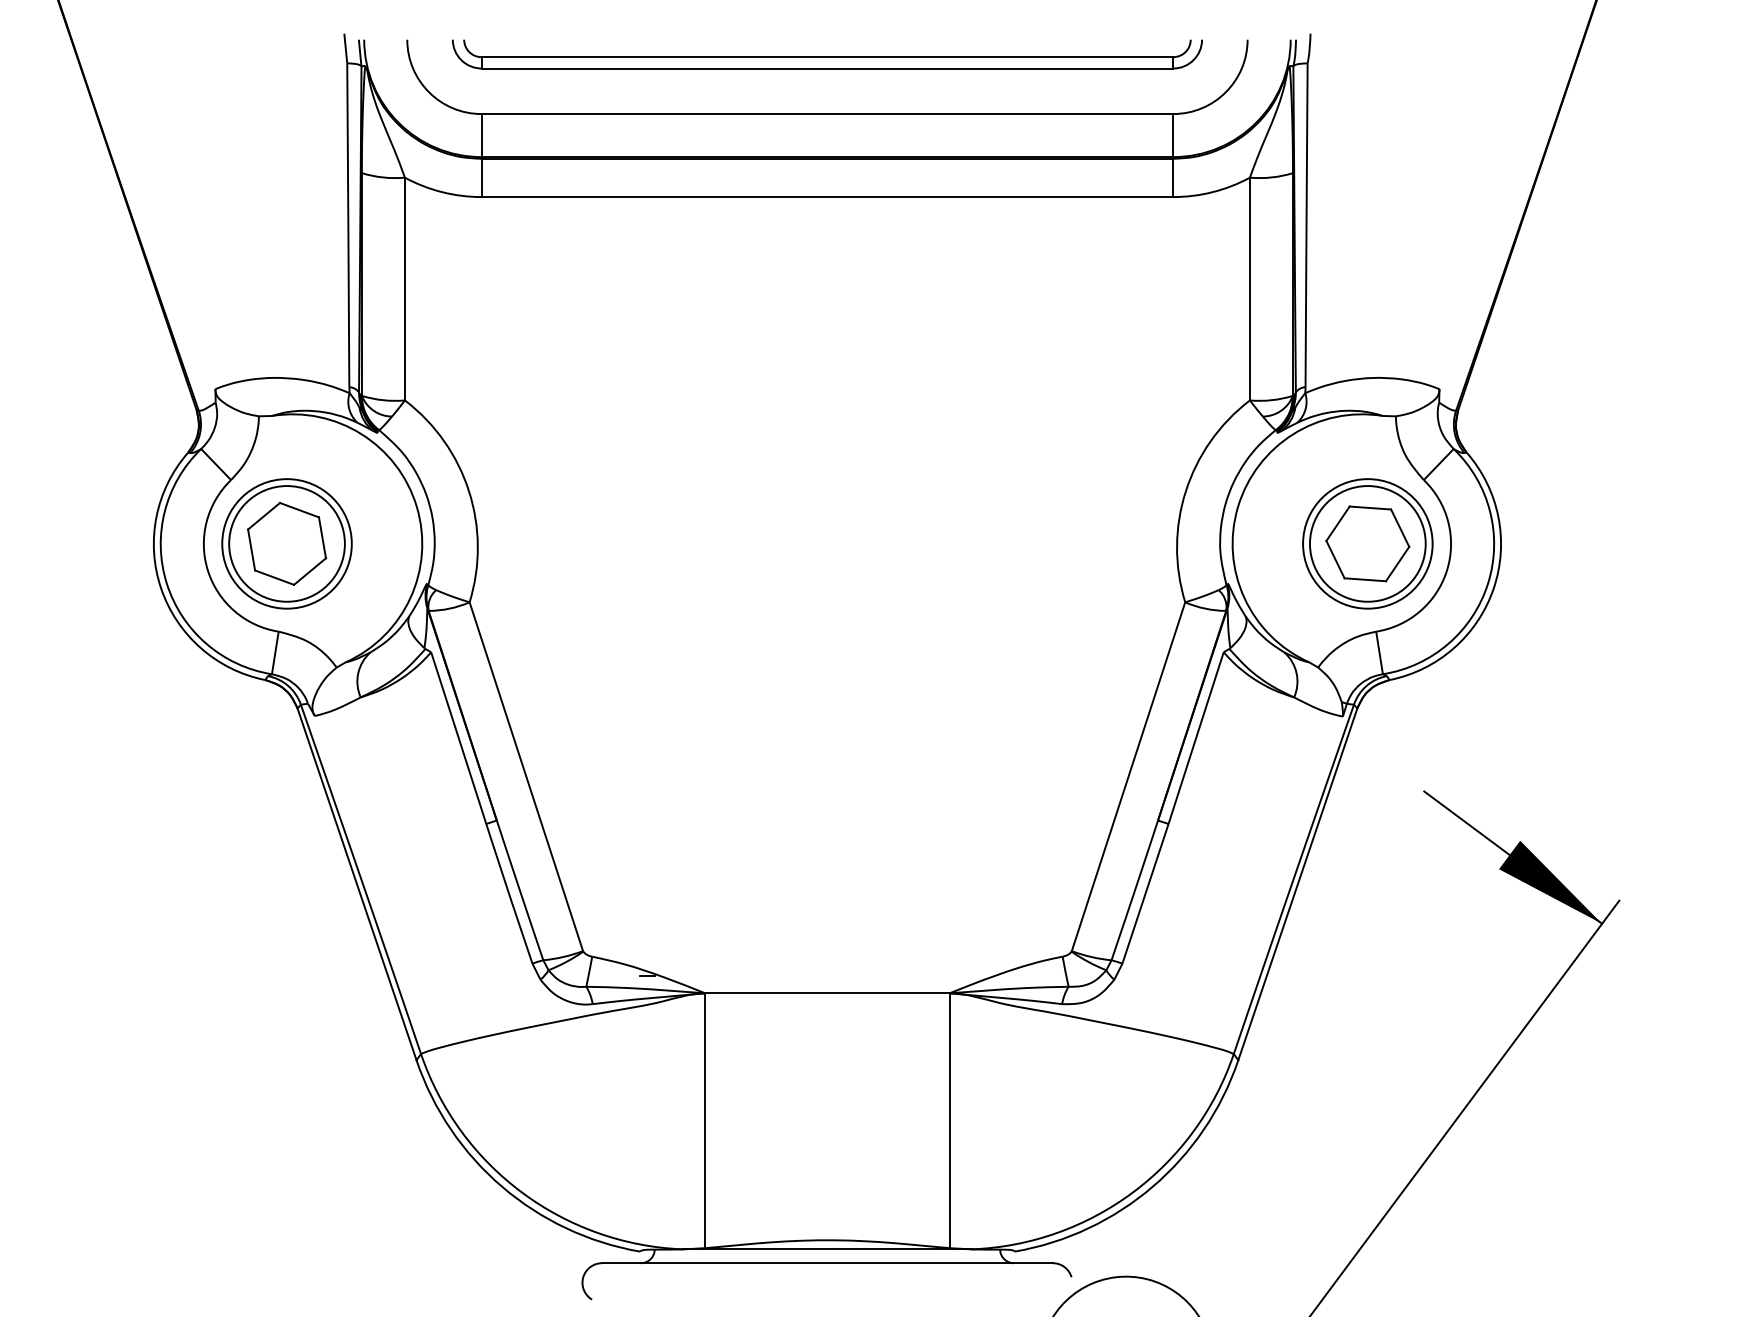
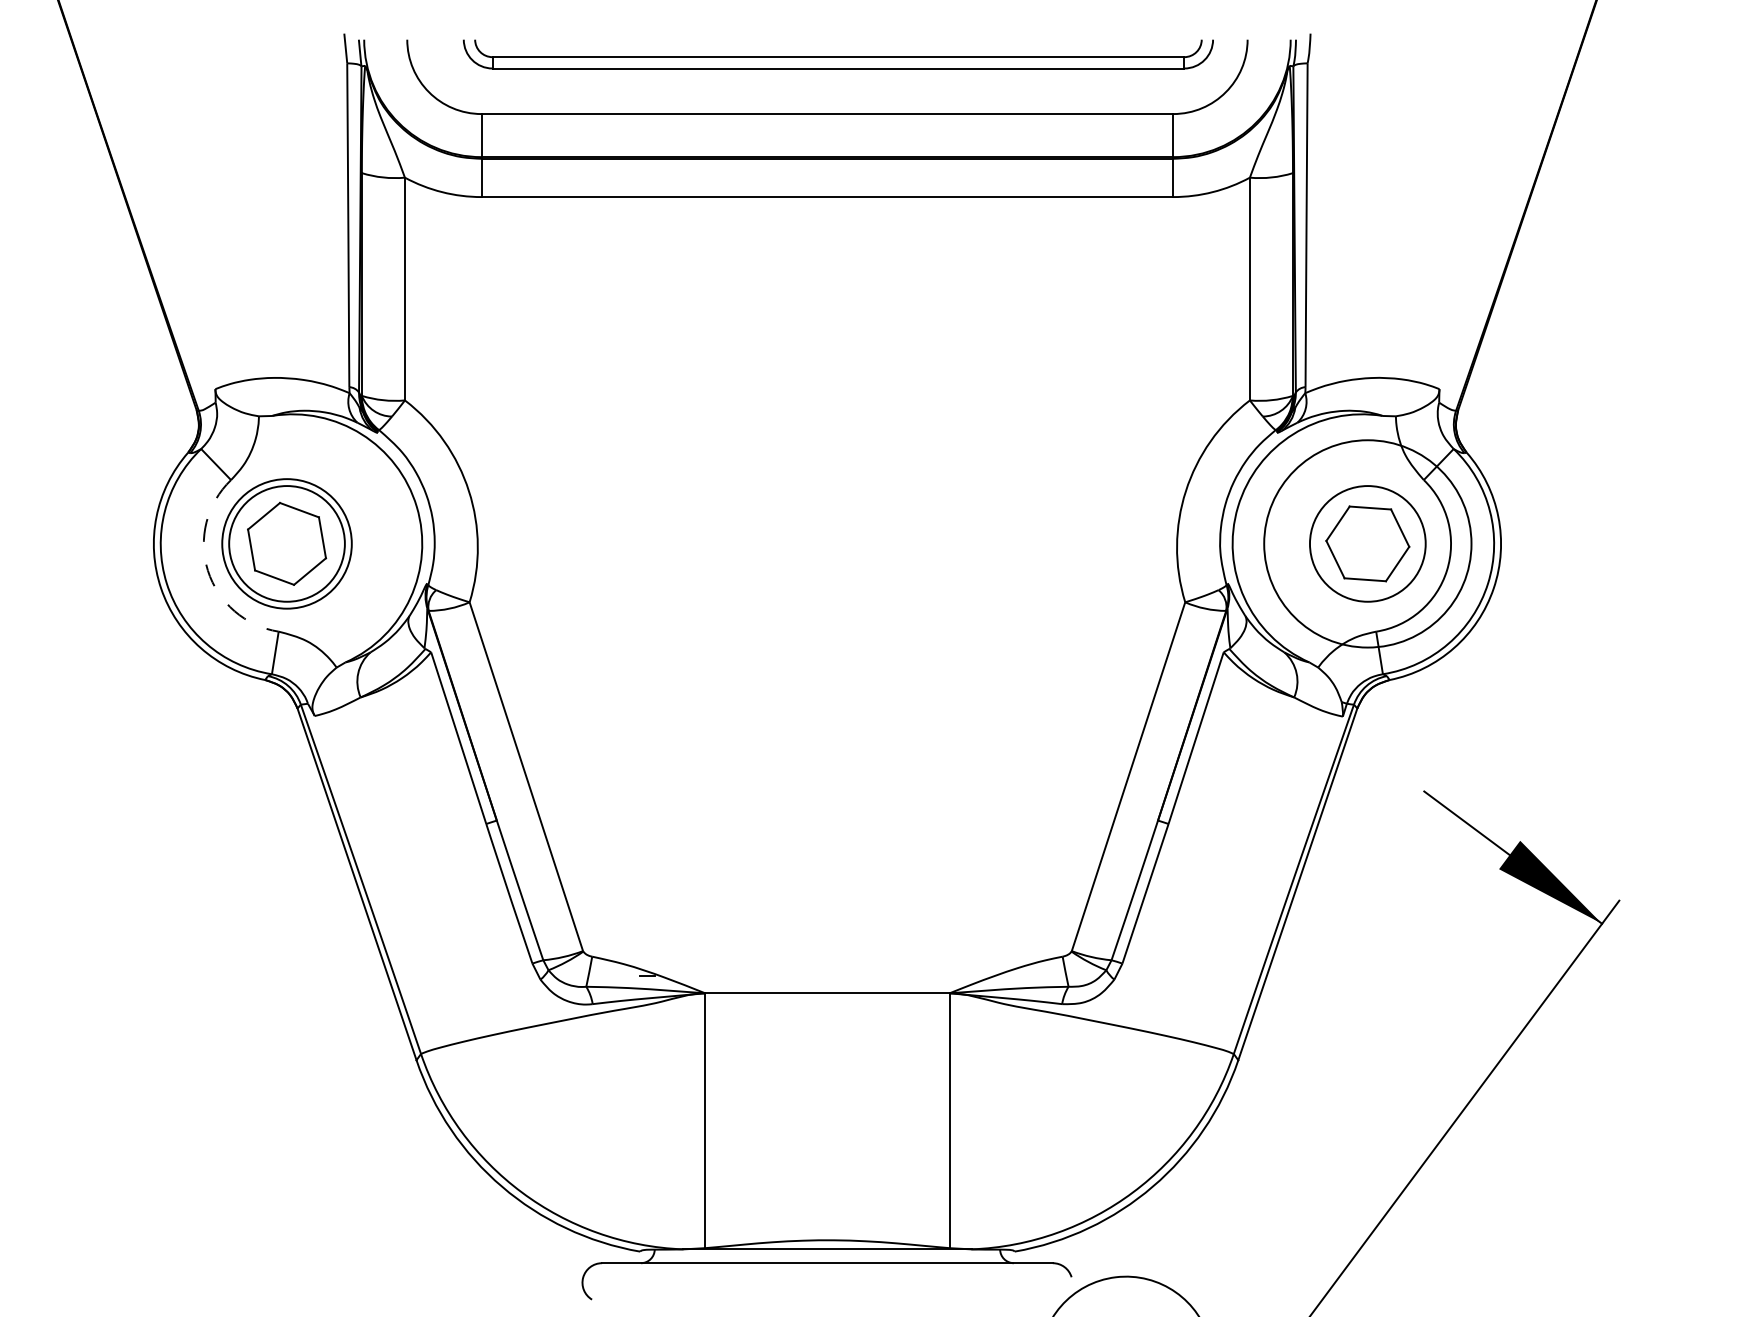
part position: (826, 54) -> (837, 54) (837, 54)
circle diameter: 130 px -> 207 px (1367, 543)
arc: solid -> dashed (207, 570)
